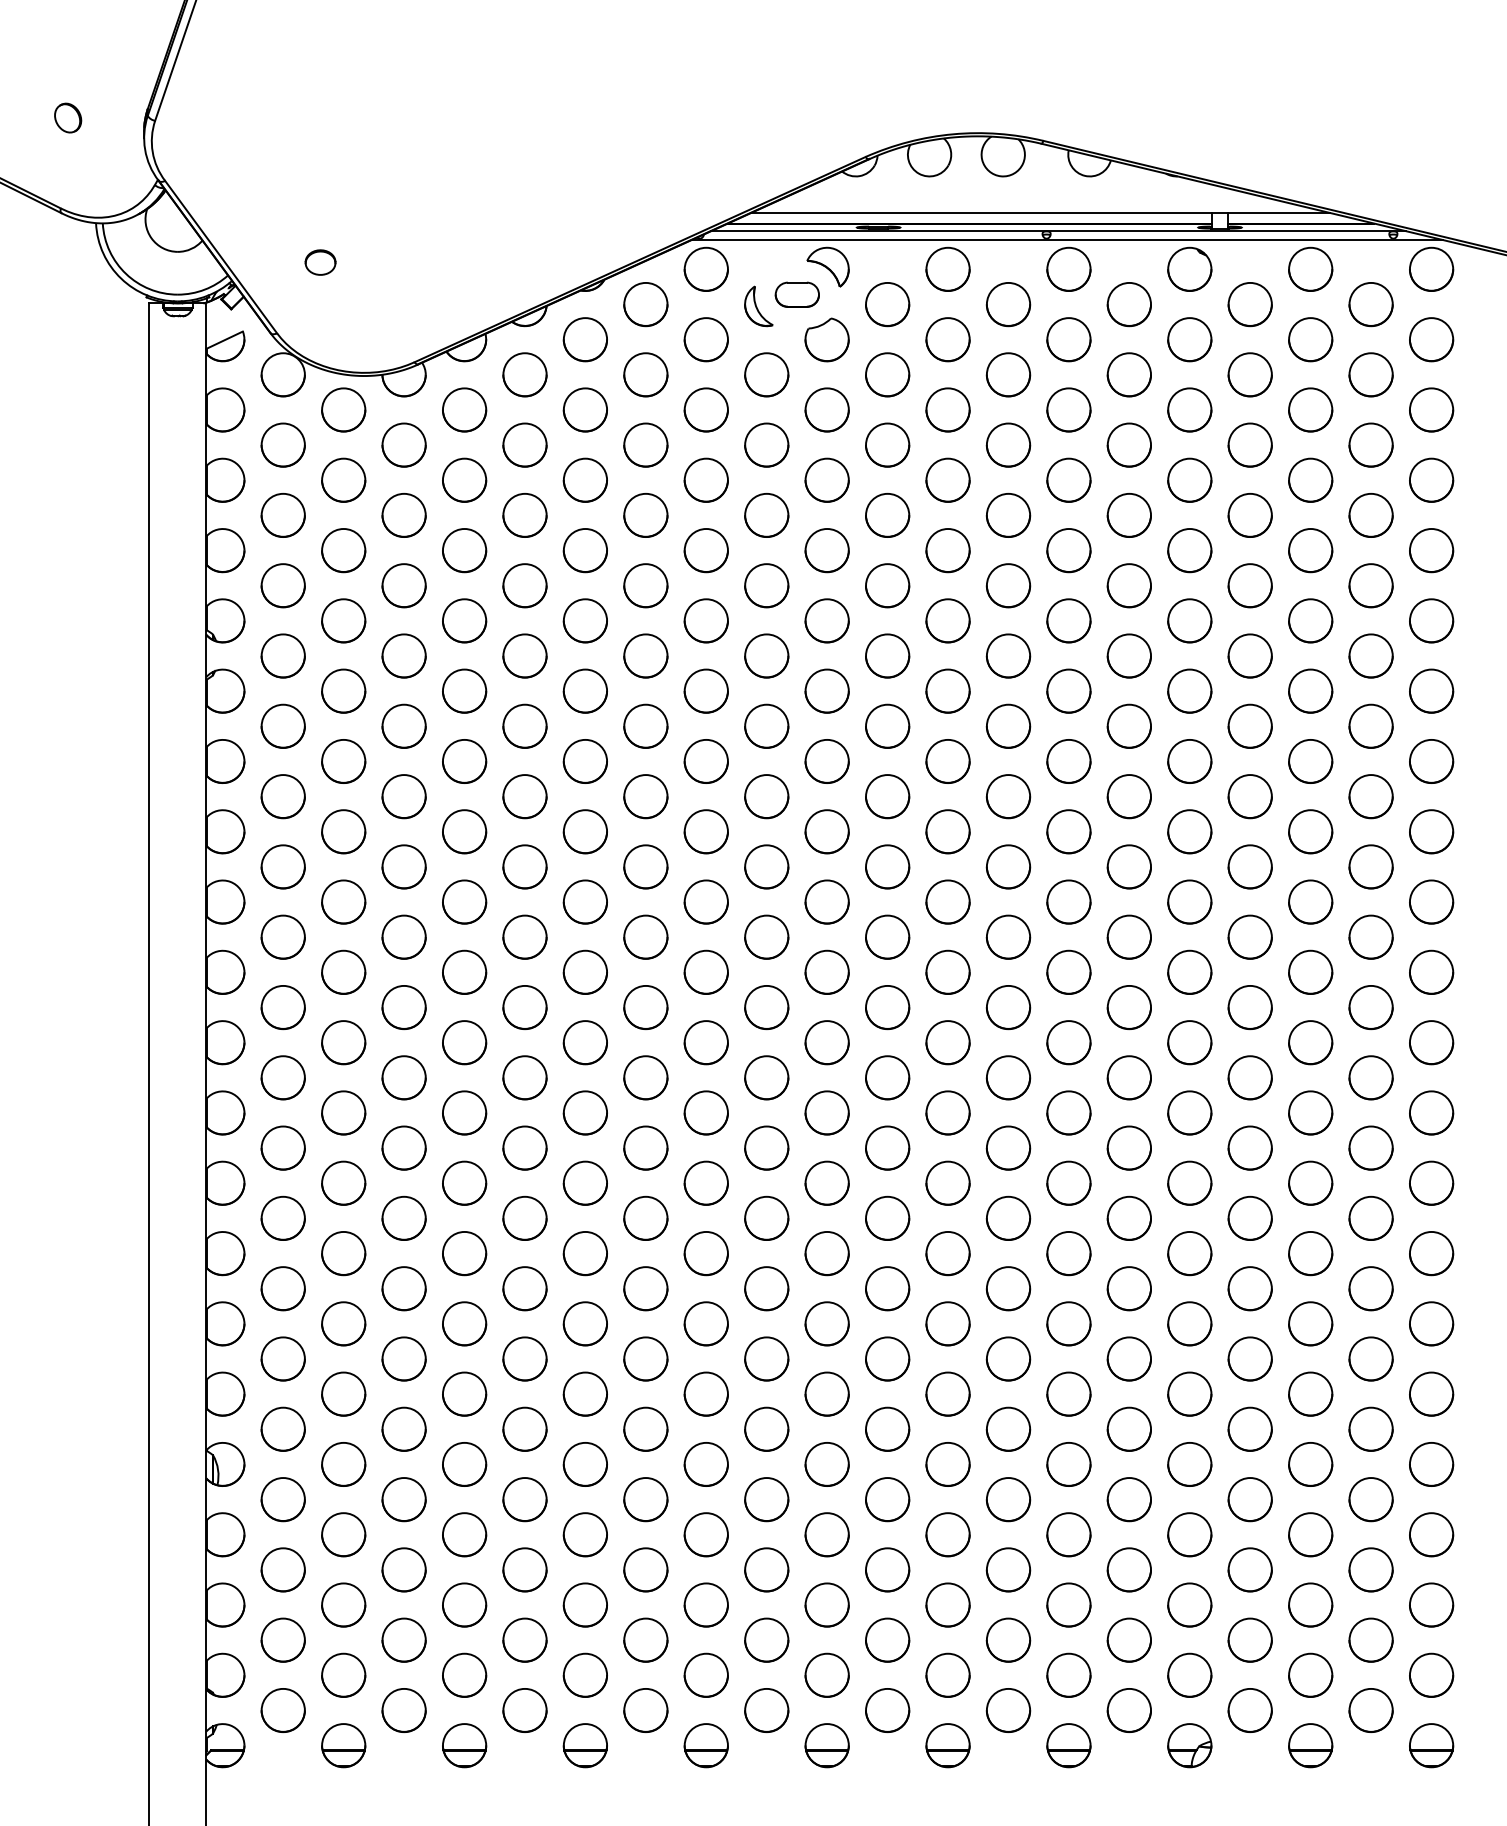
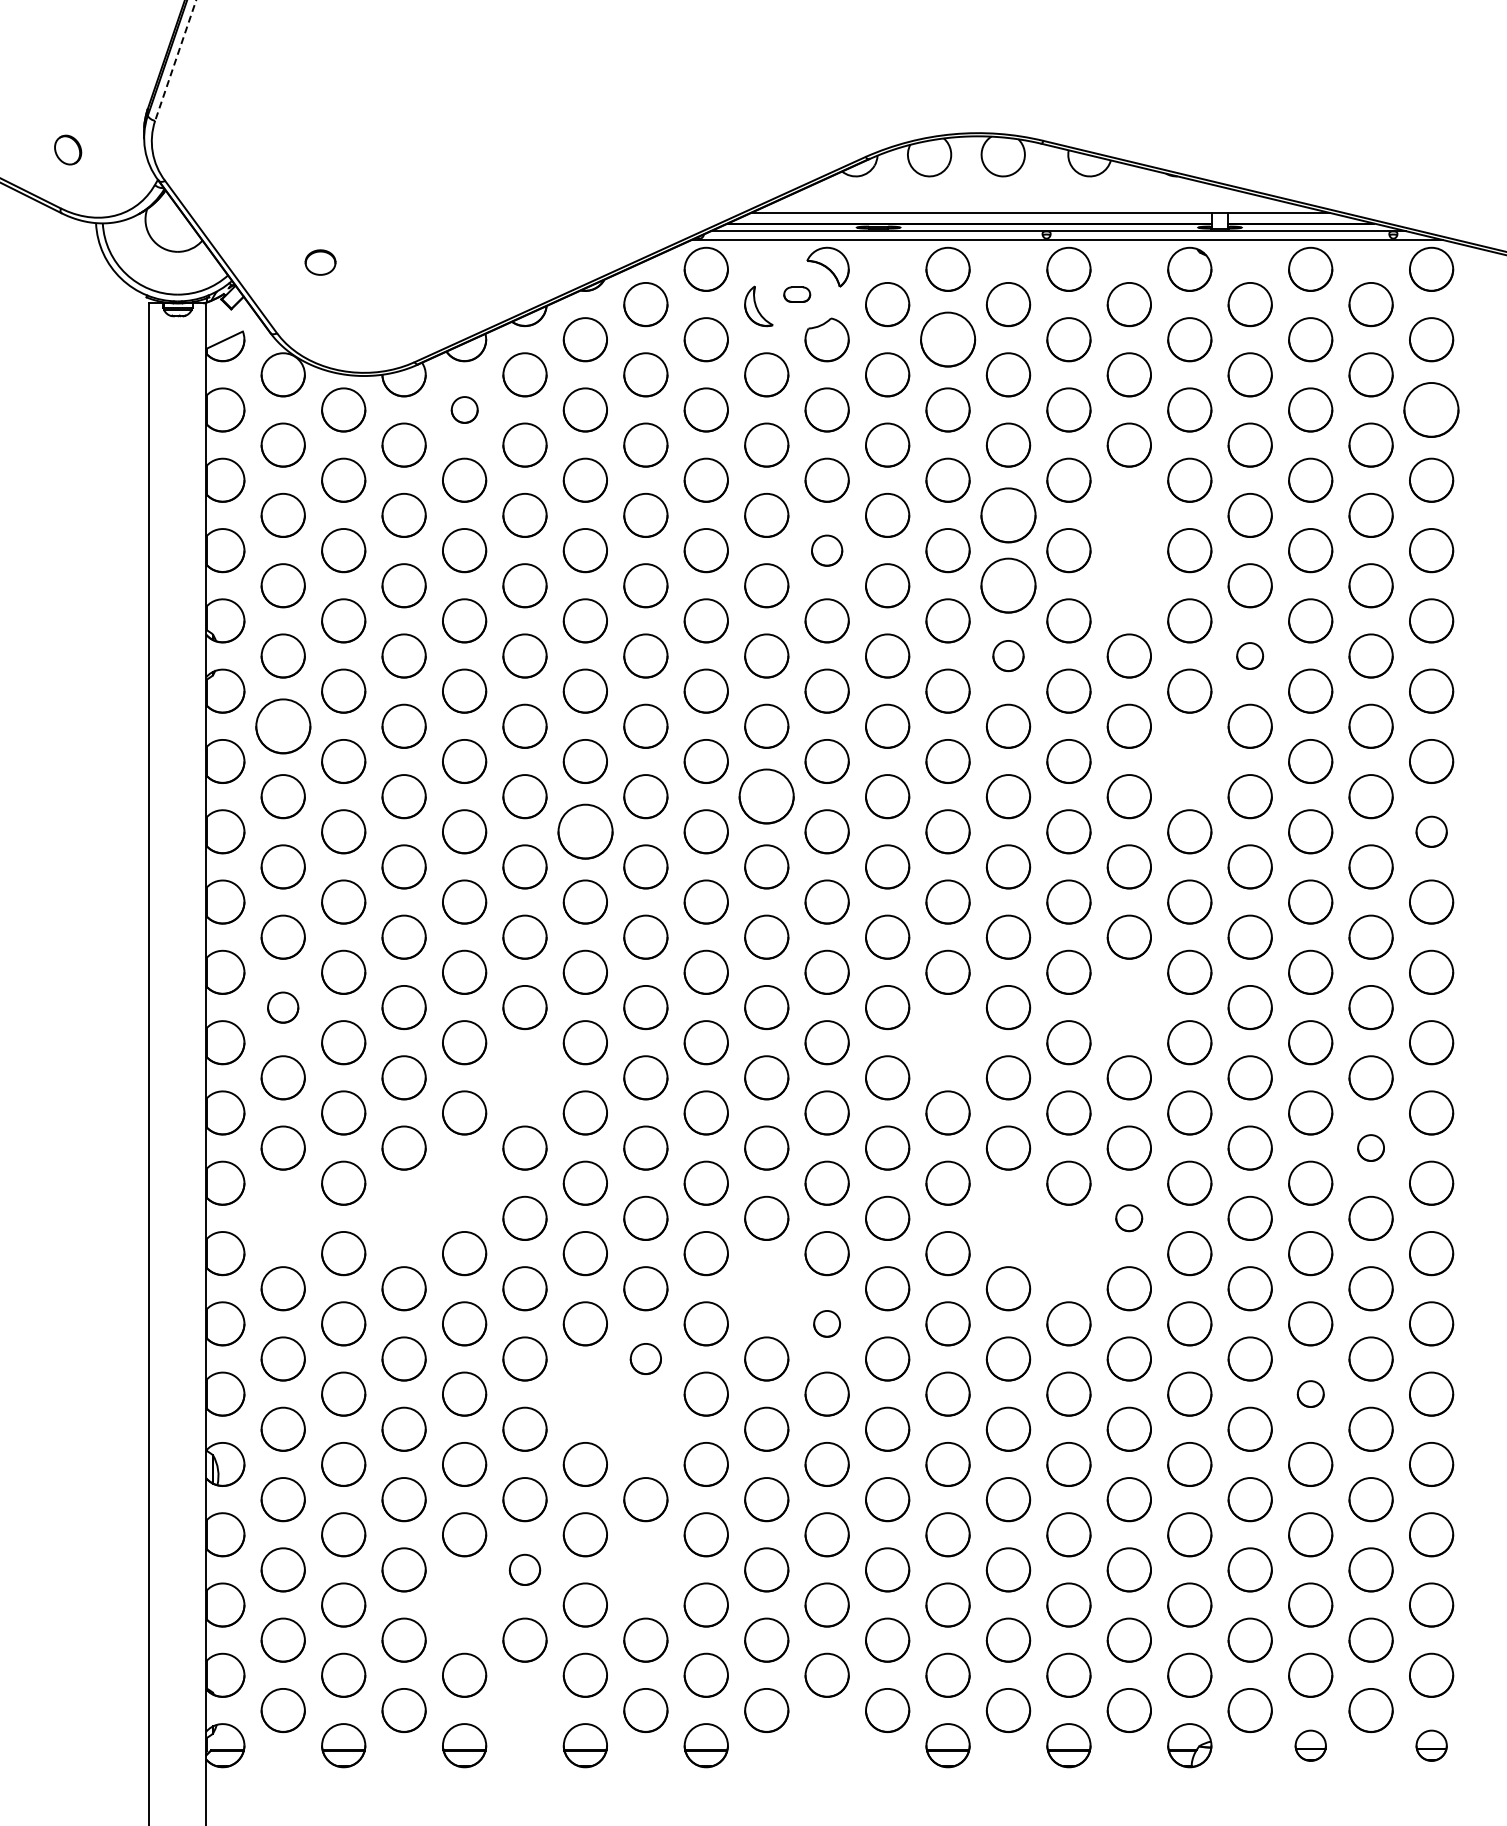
line: solid -> dashed (175, 61)
part position: (68, 117) -> (68, 149) (68, 149)
part size: 46x27 px -> 29x17 px (797, 294)
circle size: 46x46 px -> 57x57 px (948, 339)
circle size: 46x46 px -> 29x28 px (464, 409)
circle size: 46x46 px -> 57x56 px (1431, 409)
part size: 47x45 px -> 57x57 px (1008, 515)
circle: present -> none (1128, 515)
circle size: 46x46 px -> 33x33 px (827, 550)
part size: 47x46 px -> 57x57 px (1008, 585)
circle: present -> none (1128, 585)
part size: 47x46 px -> 33x33 px (1008, 656)
circle size: 46x46 px -> 29x28 px (1250, 655)
circle size: 46x46 px -> 57x57 px (283, 726)
circle: present -> none (1189, 761)
circle size: 46x46 px -> 57x57 px (766, 796)
circle size: 46x46 px -> 57x57 px (585, 831)
circle size: 46x46 px -> 33x33 px (1431, 831)
circle size: 46x46 px -> 33x33 px (283, 1007)
circle: present -> none (1128, 1007)
circle: present -> none (947, 1042)
circle: present -> none (524, 1077)
circle size: 46x46 px -> 28x28 px (1370, 1147)
circle: present -> none (464, 1182)
circle: present -> none (282, 1217)
circle: present -> none (403, 1217)
part: present -> none (1008, 1217)
circle size: 46x46 px -> 29x29 px (1129, 1218)
circle: present -> none (1068, 1253)
circle: present -> none (766, 1288)
circle size: 46x46 px -> 28x28 px (826, 1323)
circle size: 46x46 px -> 33x32 px (645, 1358)
circle: present -> none (584, 1393)
circle size: 46x46 px -> 29x28 px (1310, 1393)
circle: present -> none (645, 1428)
circle size: 46x46 px -> 34x33 px (524, 1569)
circle: present -> none (645, 1569)
circle: present -> none (464, 1604)
circle: present -> none (524, 1710)
part: present -> none (826, 1745)
part size: 46x46 px -> 33x33 px (1310, 1745)
part size: 46x46 px -> 33x33 px (1431, 1745)
